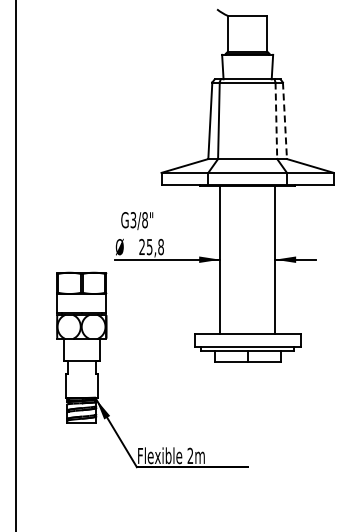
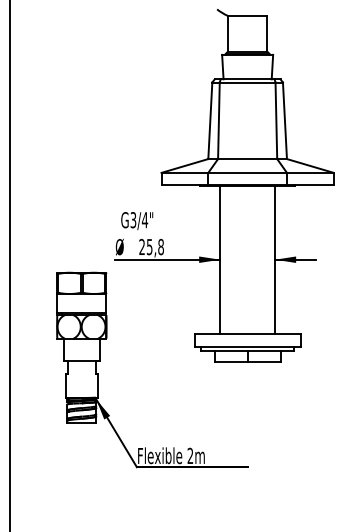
line: dashed -> solid (276, 121)
line: dashed -> solid (284, 121)
text: G3/8" -> G3/4" (144, 220)
line position: (16, 265) -> (10, 265) (10, 265)
